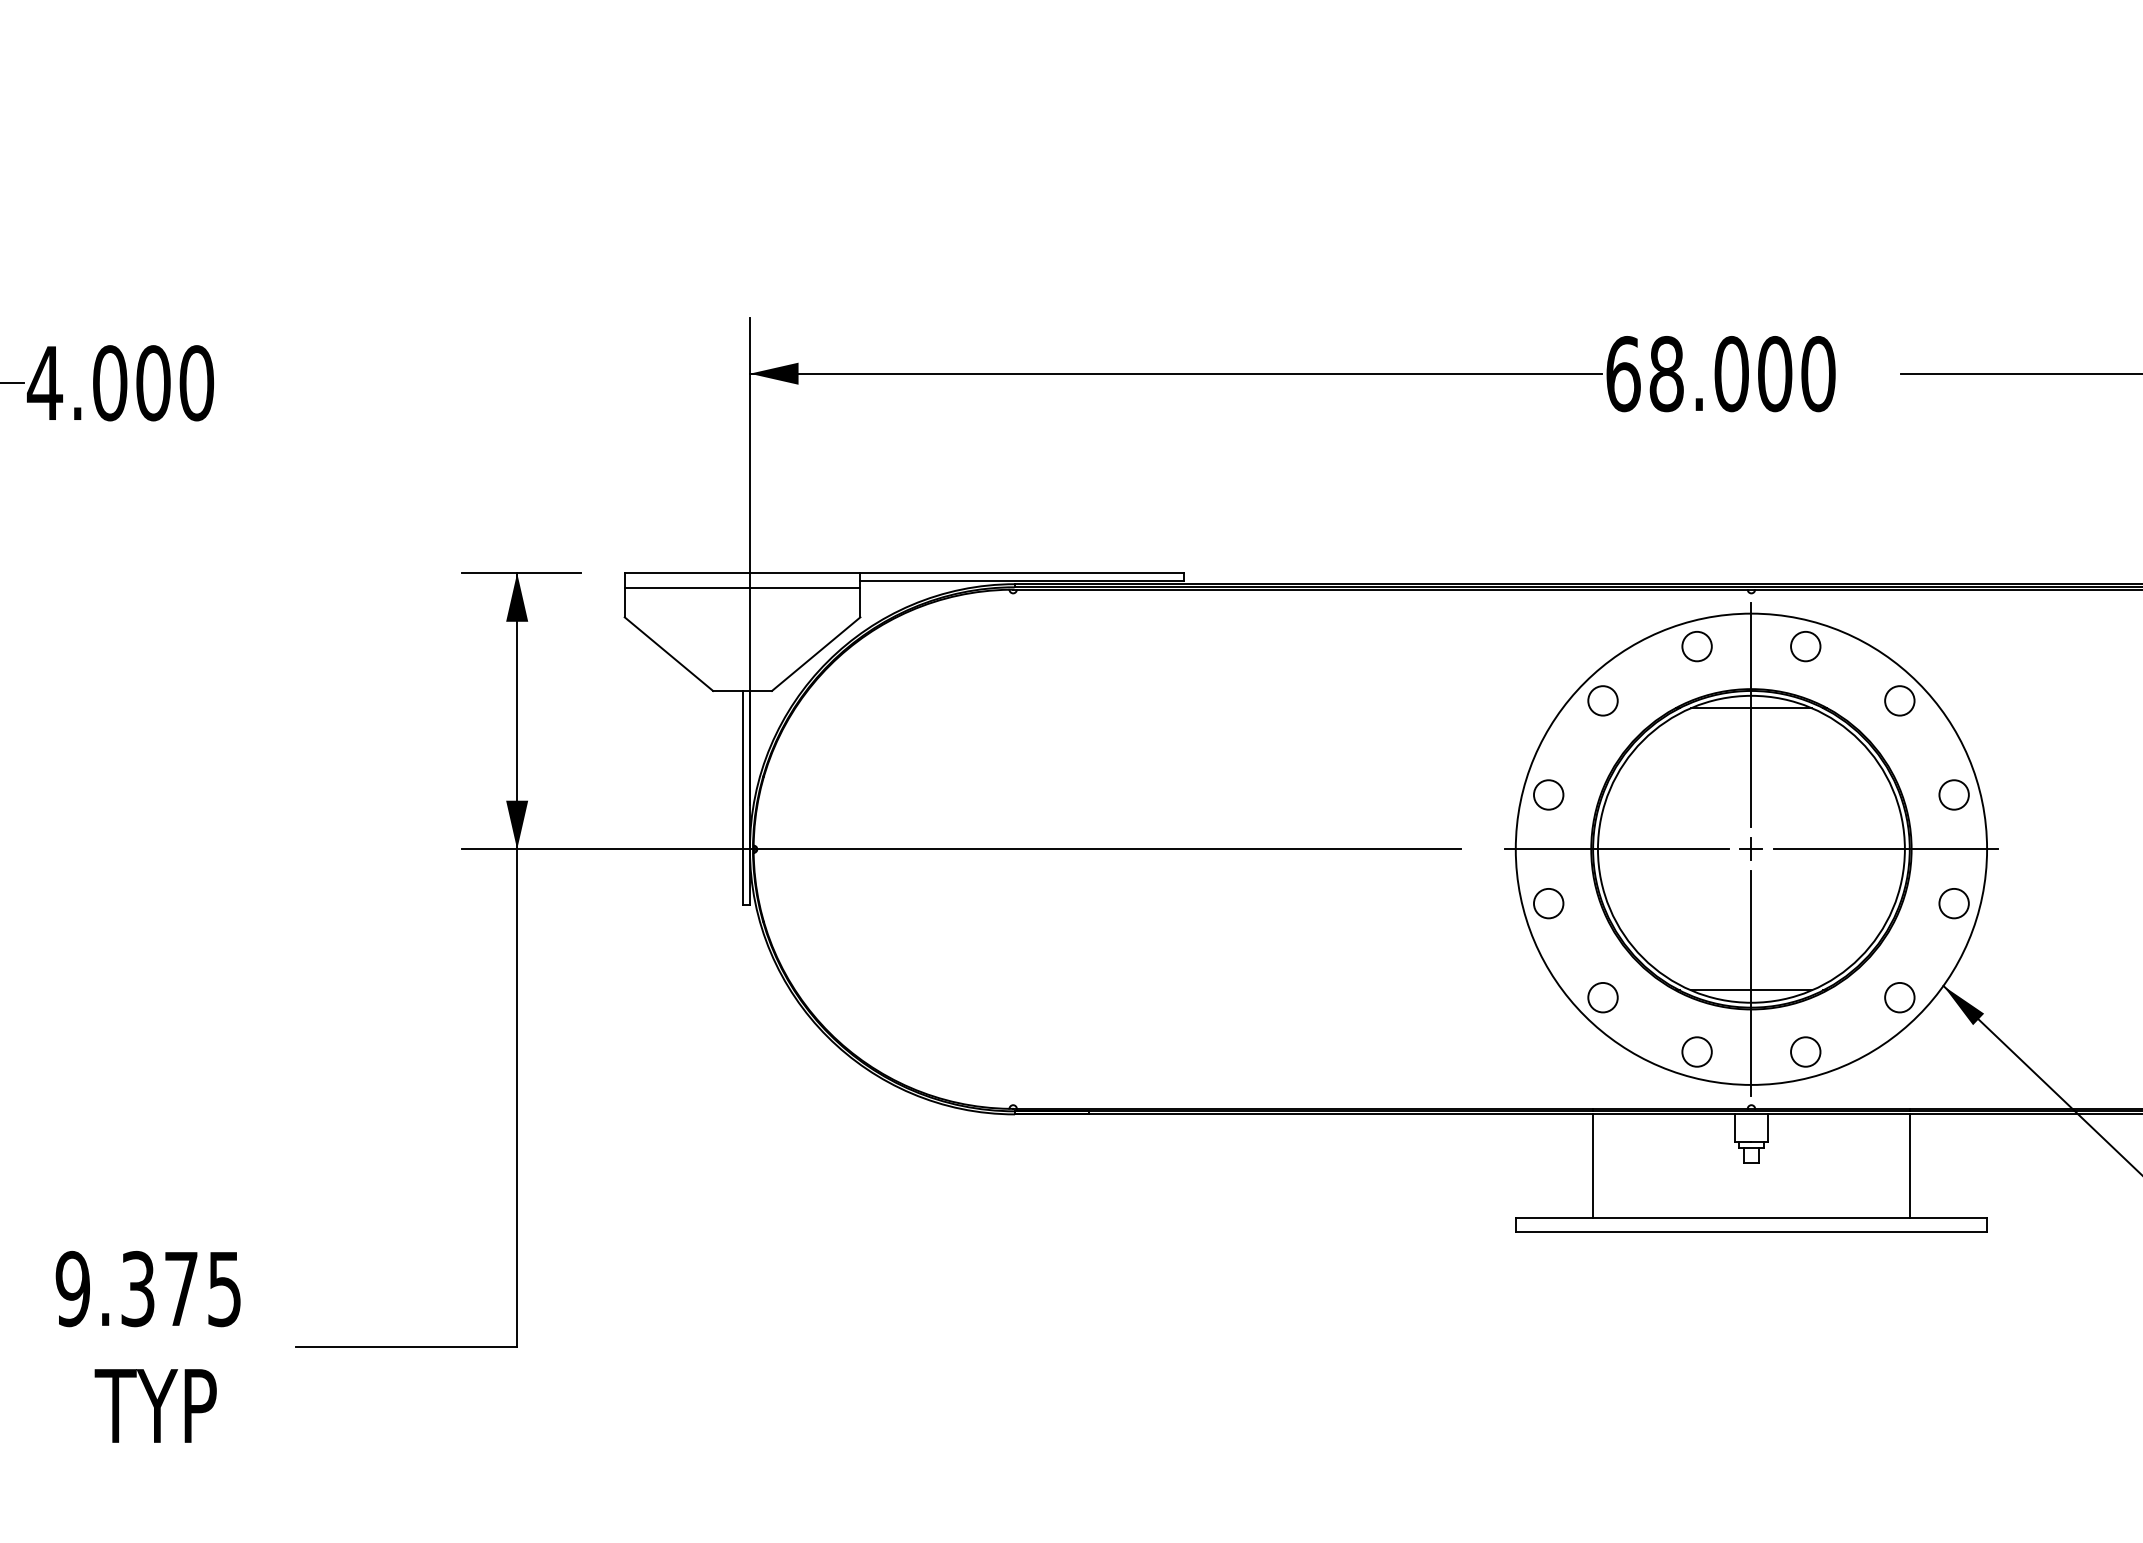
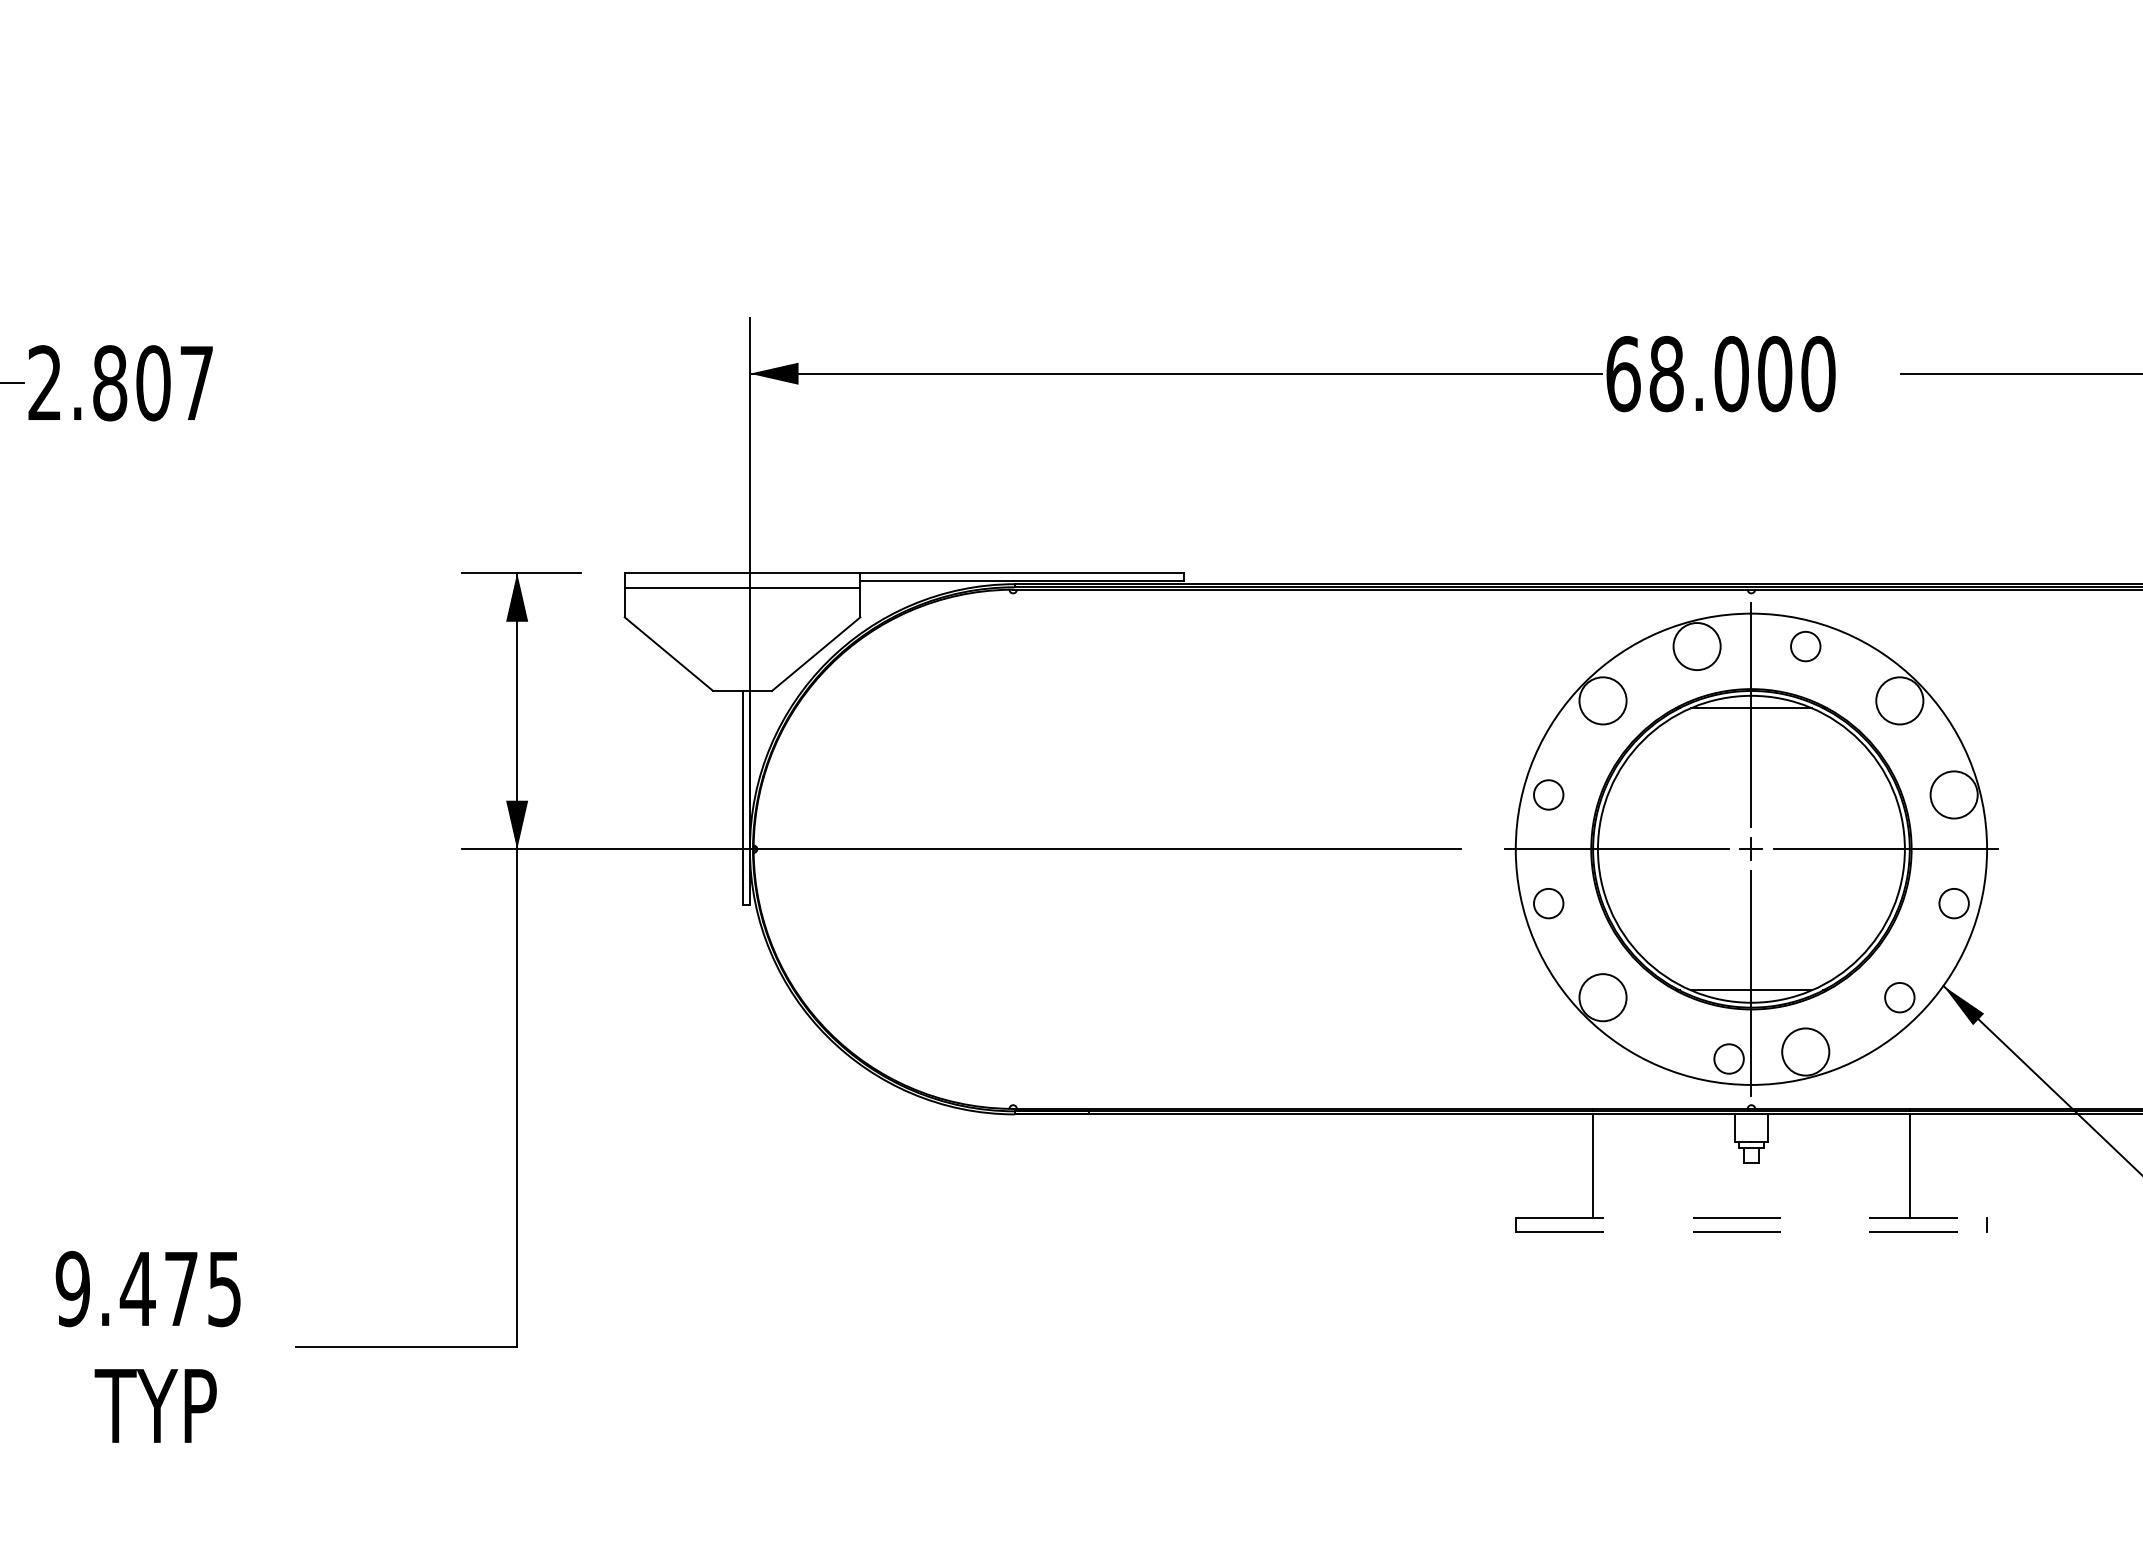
text: 4.000 -> 2.807 (120, 383)
circle diameter: 29 px -> 47 px (1696, 646)
circle diameter: 29 px -> 47 px (1602, 700)
circle diameter: 29 px -> 47 px (1899, 700)
circle diameter: 29 px -> 47 px (1953, 794)
circle diameter: 29 px -> 47 px (1602, 997)
circle position: (1696, 1051) -> (1728, 1058) (1728, 1058)
circle diameter: 29 px -> 47 px (1805, 1051)
line: solid -> dashed (1751, 1217)
line: solid -> dashed (1751, 1232)
text: 9.375 -> 9.475 (137, 1288)
